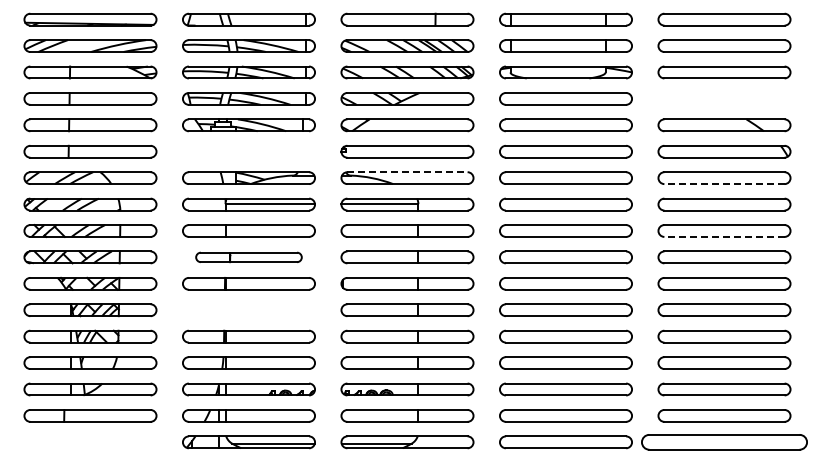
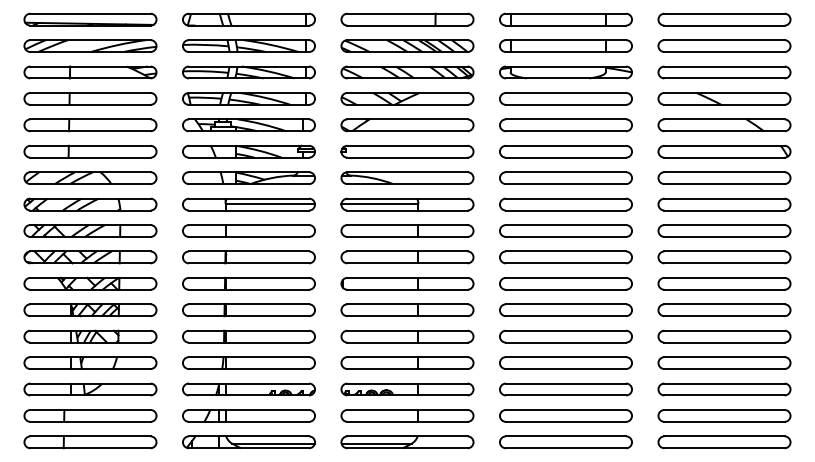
part: none -> present (724, 98)
part: none -> present (248, 151)
line: dashed -> solid (407, 172)
line: dashed -> solid (724, 184)
line: dashed -> solid (724, 236)
part size: 108x13 px -> 134x15 px (248, 257)
part: none -> present (248, 310)
part: none -> present (90, 442)
part size: 167x17 px -> 135x15 px (724, 442)
